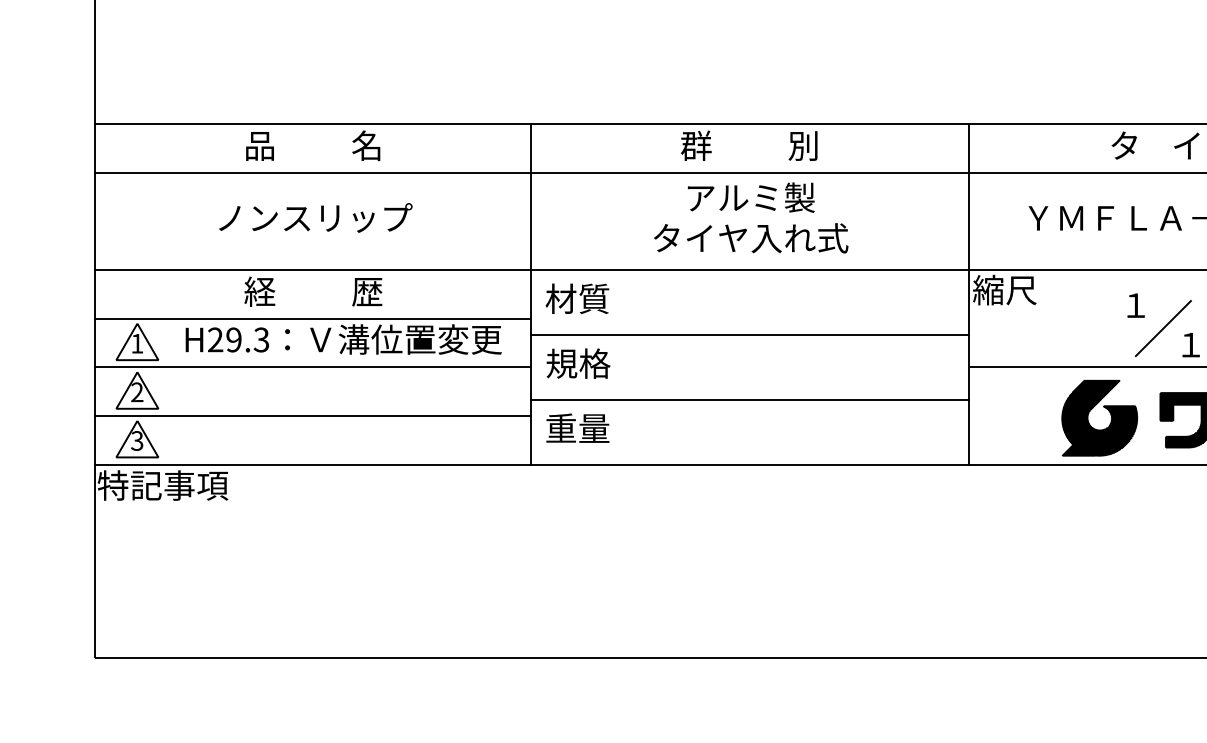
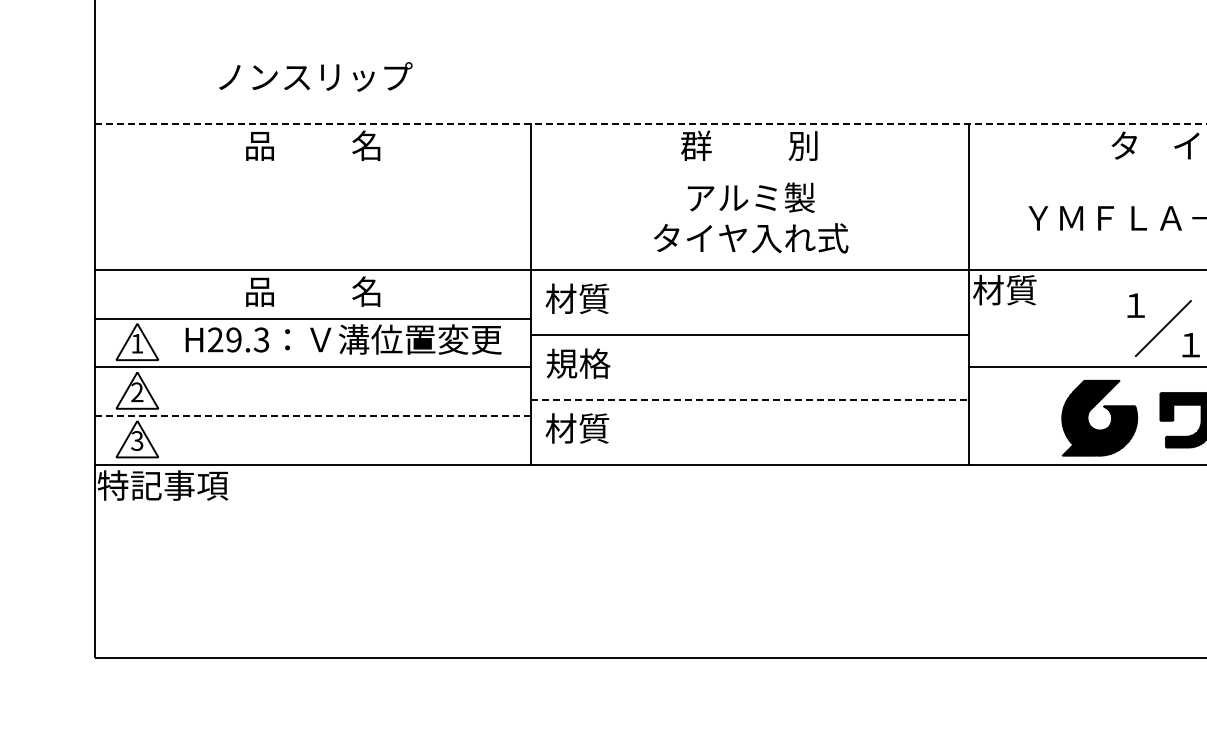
line: solid -> dashed (650, 124)
line: present -> none (648, 172)
text position: (315, 217) -> (315, 76) (315, 76)
text: 縮尺 -> 材質 (1004, 289)
text: 経          歴 -> 品          名 (313, 291)
line: solid -> dashed (750, 399)
line: solid -> dashed (313, 416)
text: 重量 -> 材質 (577, 428)
